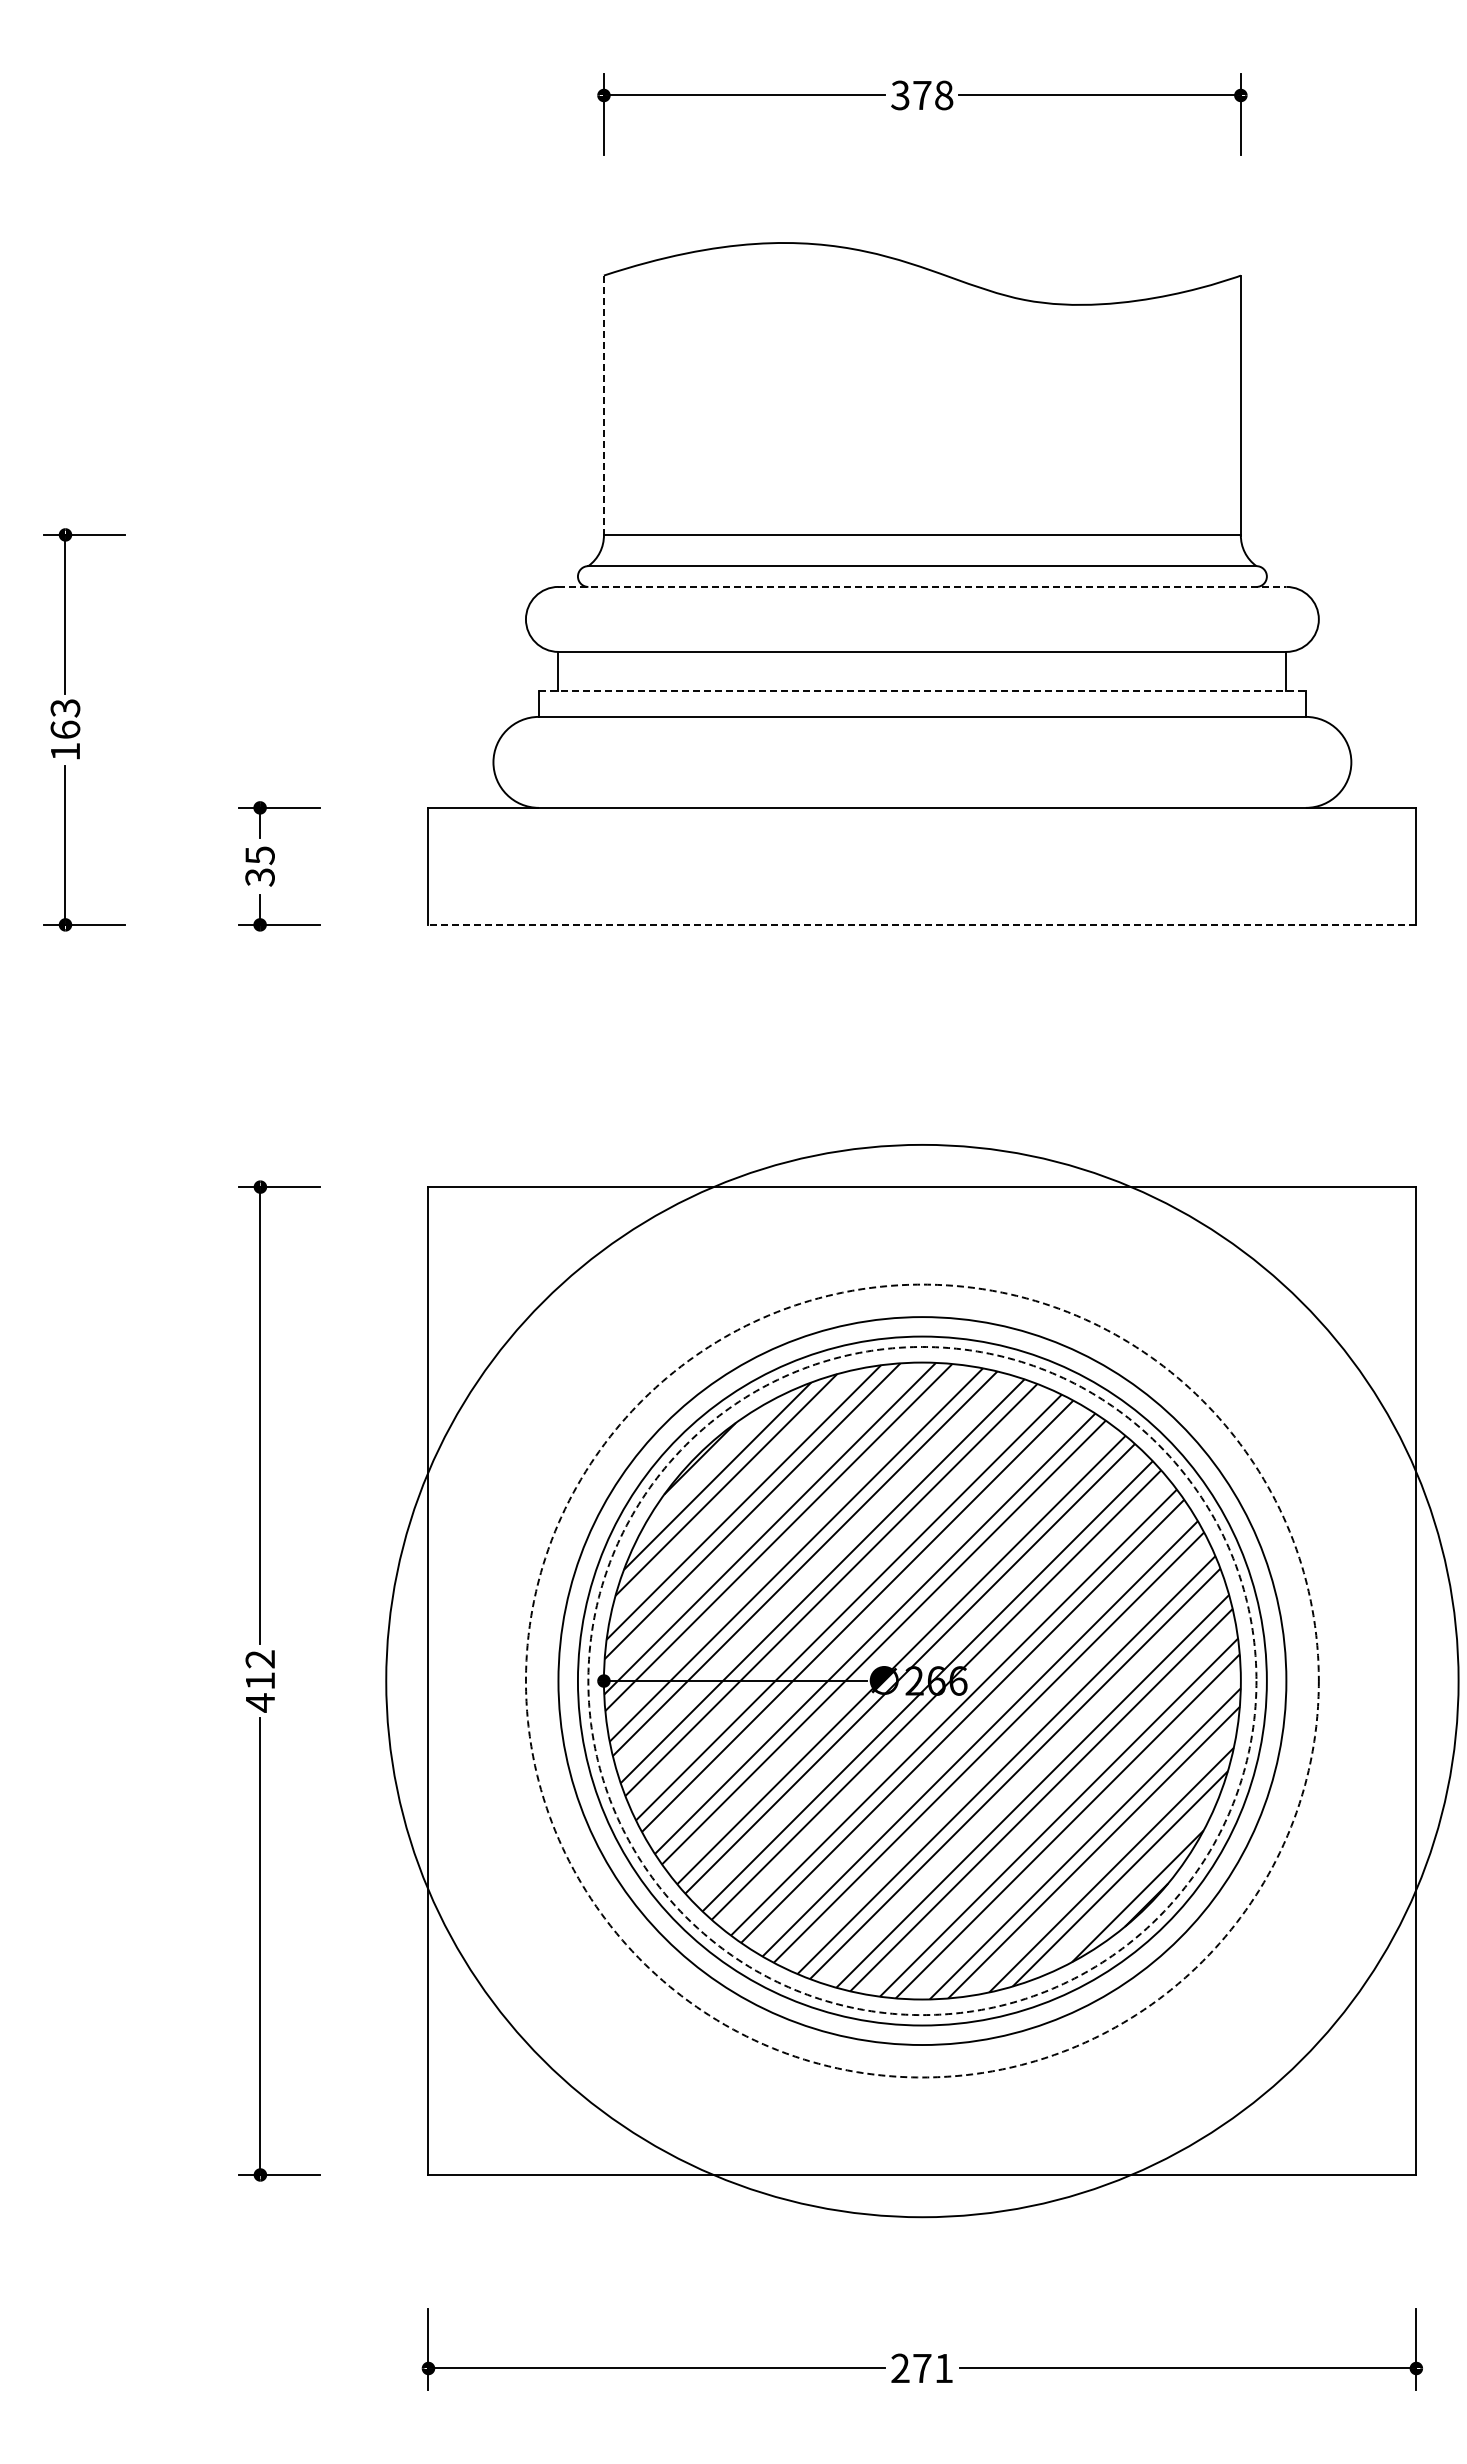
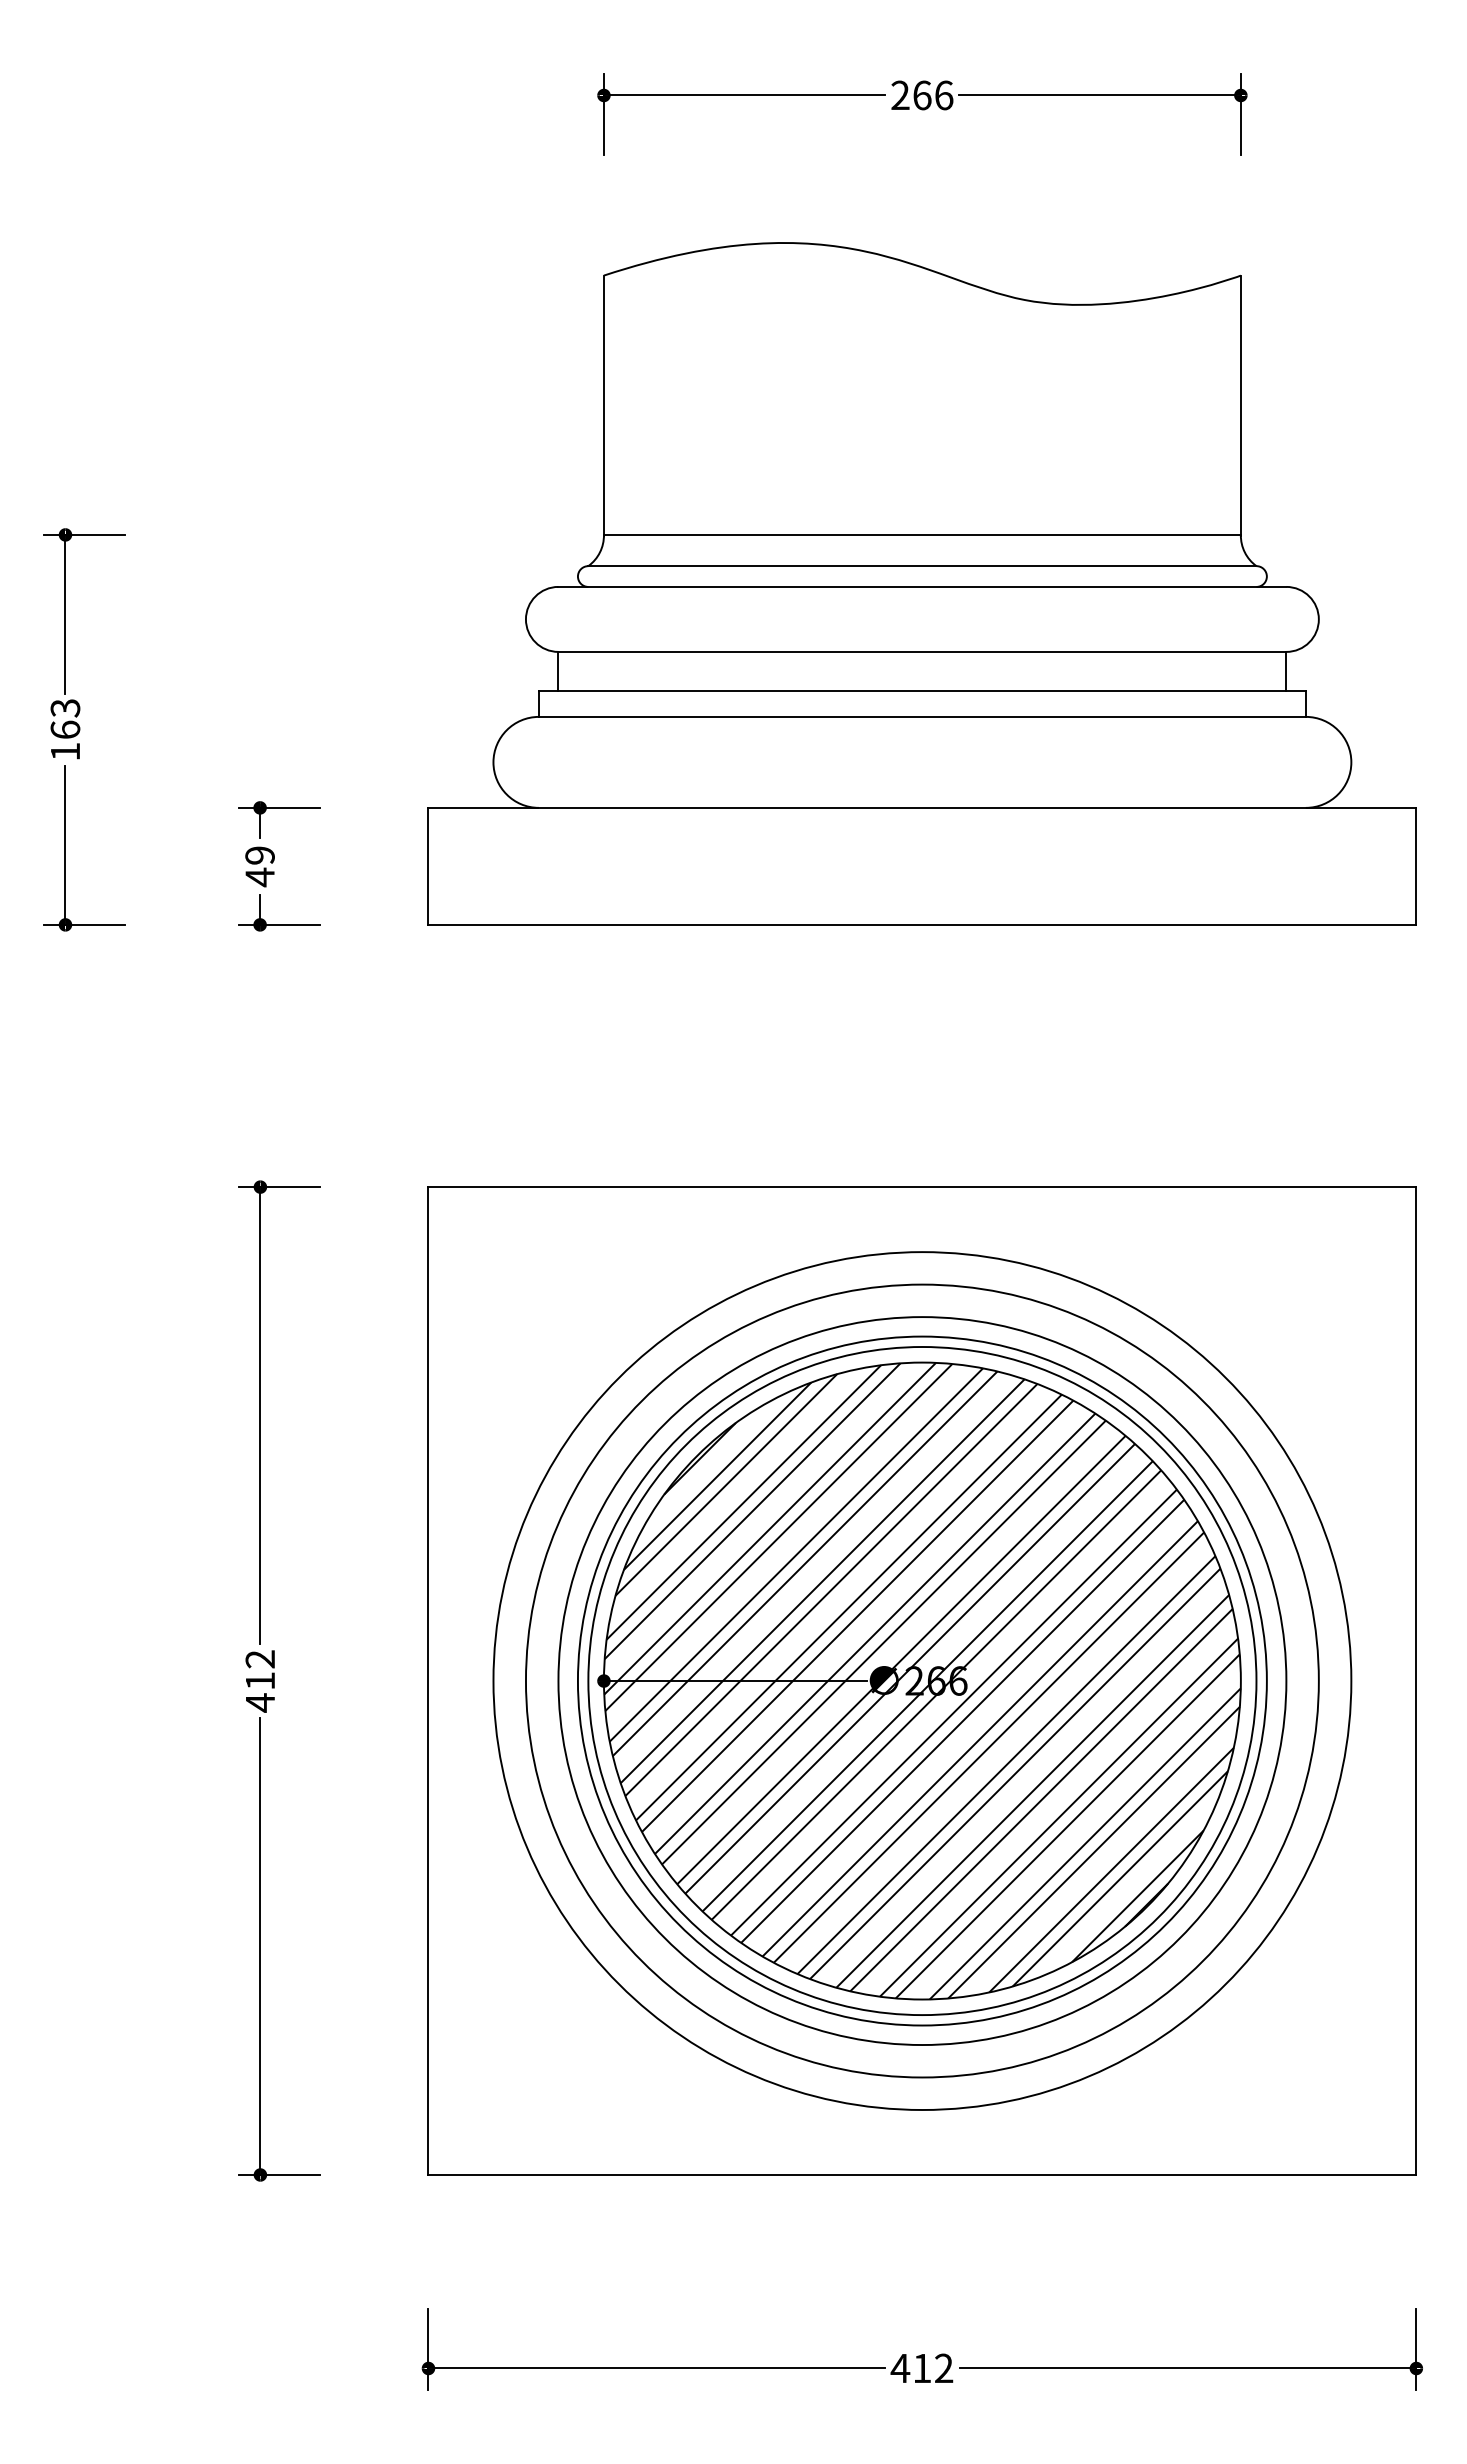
text: 378 -> 266 (922, 95)
line: dashed -> solid (603, 405)
line: dashed -> solid (922, 586)
line: dashed -> solid (922, 690)
text: 35 -> 49 (259, 866)
line: dashed -> solid (922, 924)
circle: dashed -> solid (921, 1680)
circle diameter: 1072 px -> 858 px (922, 1680)
circle: dashed -> solid (922, 1681)
text: 271 -> 412 (921, 2367)
